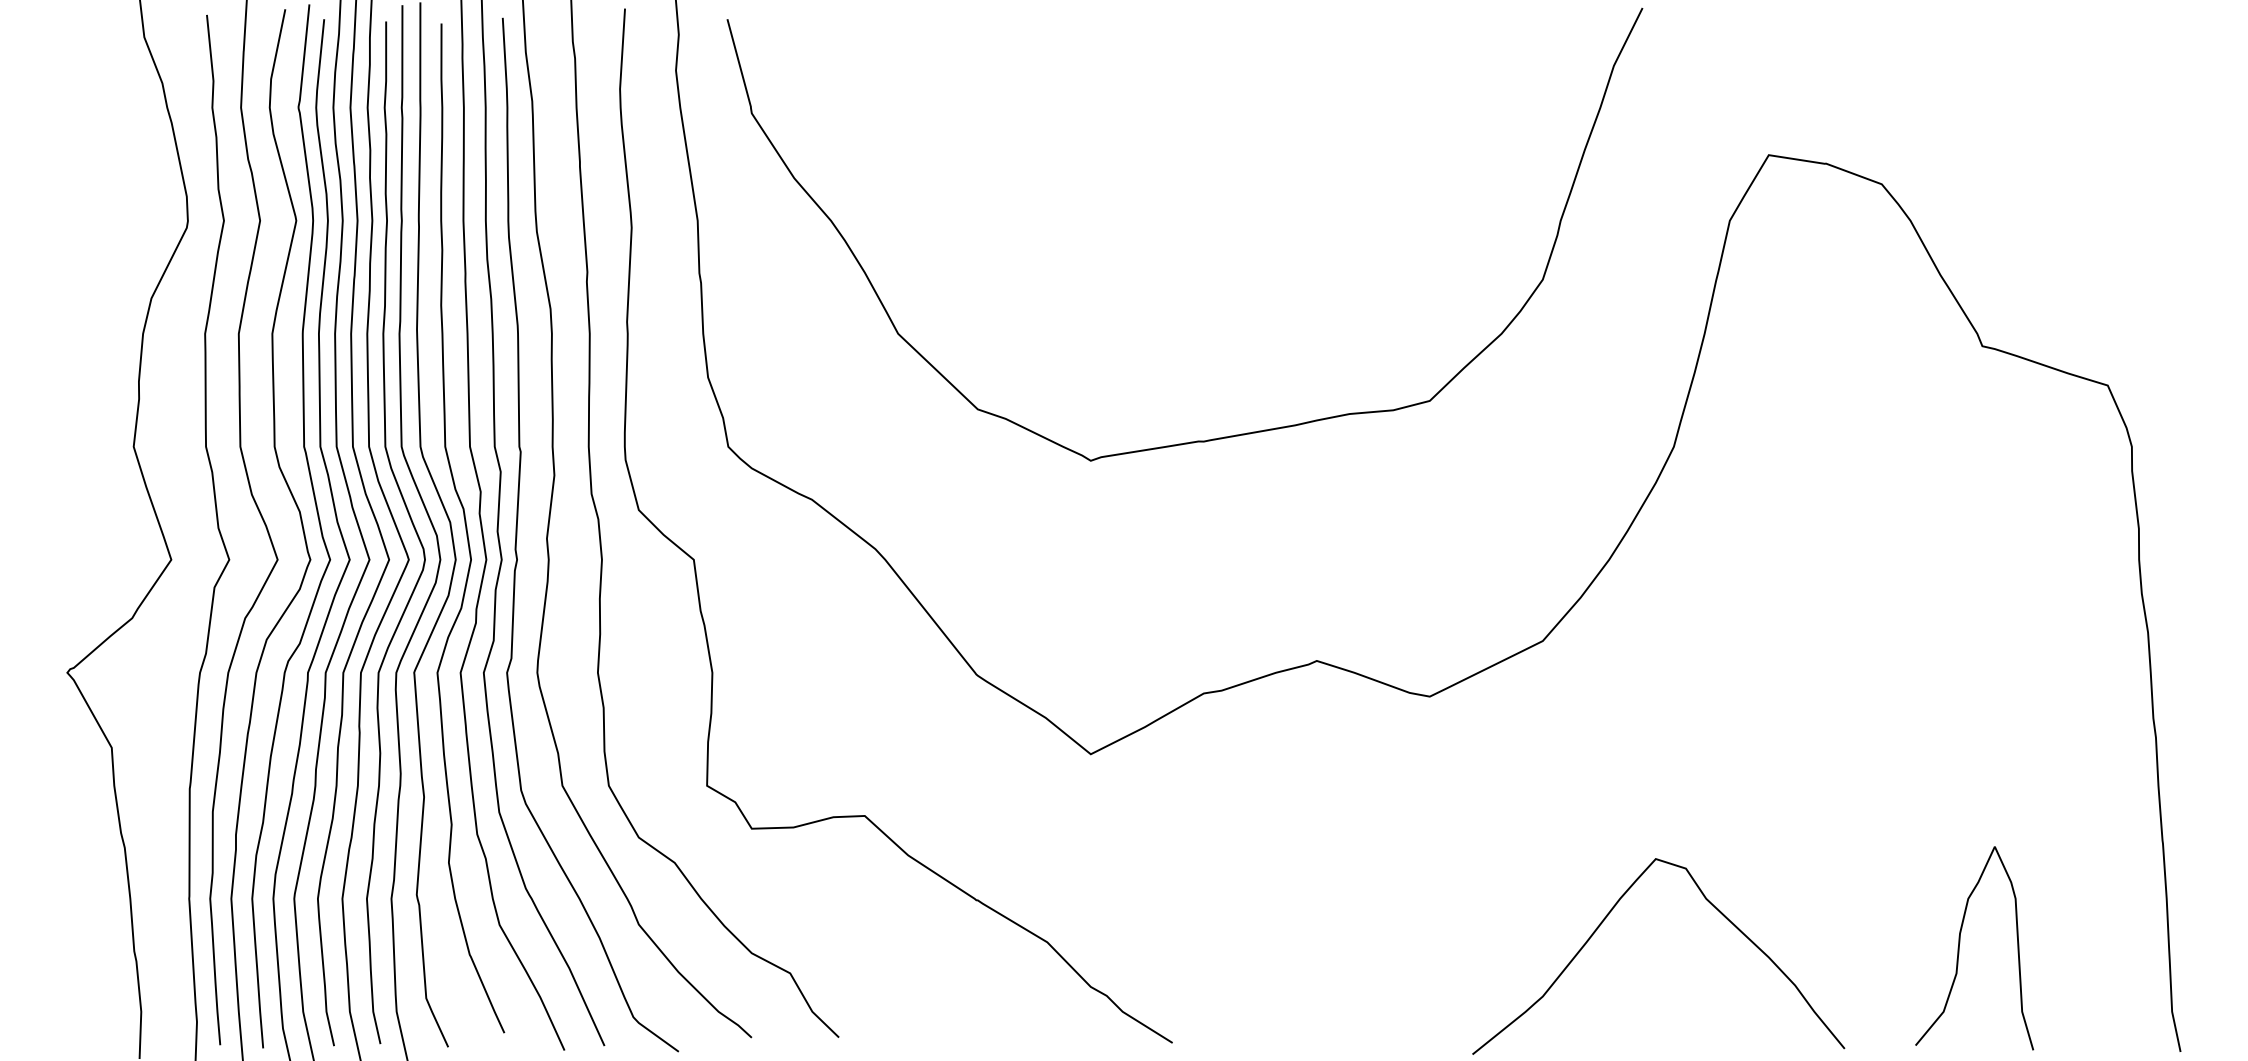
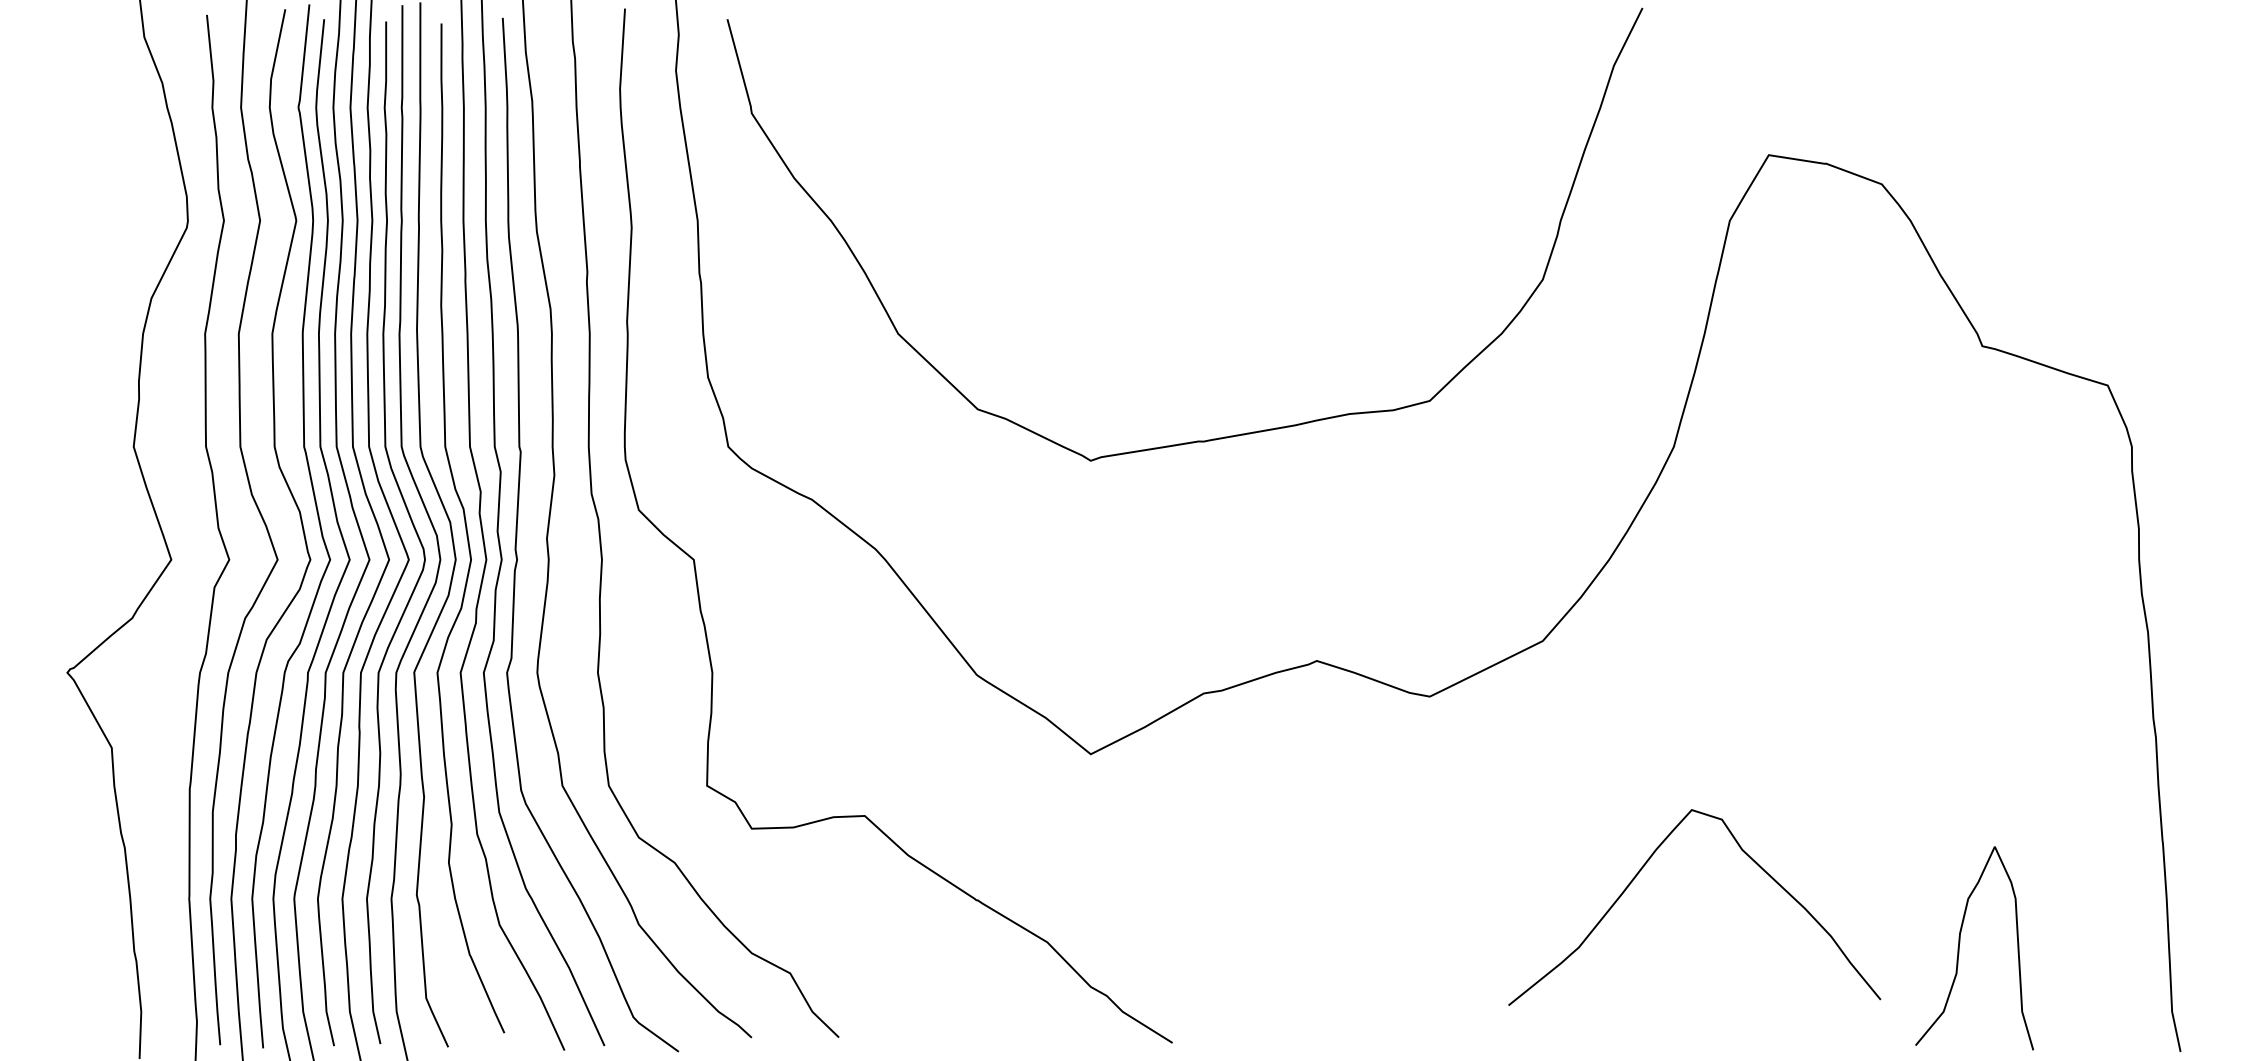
curve position: (1606, 918) -> (1642, 869) (1642, 869)
